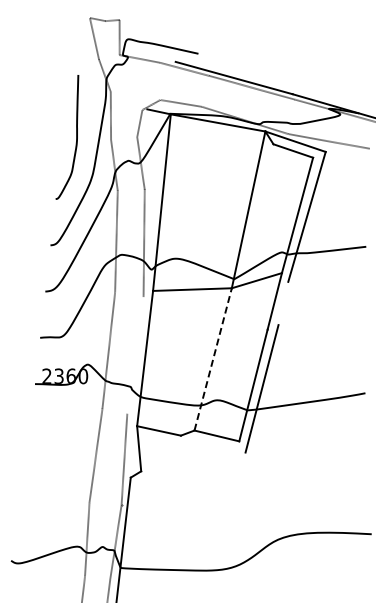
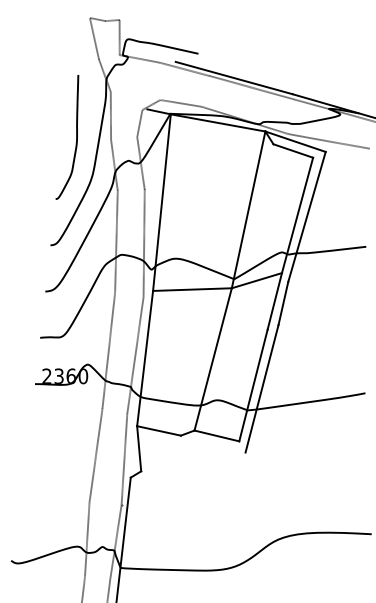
line: none -> present (283, 303)
line: none -> present (135, 355)
line: dashed -> solid (213, 359)
